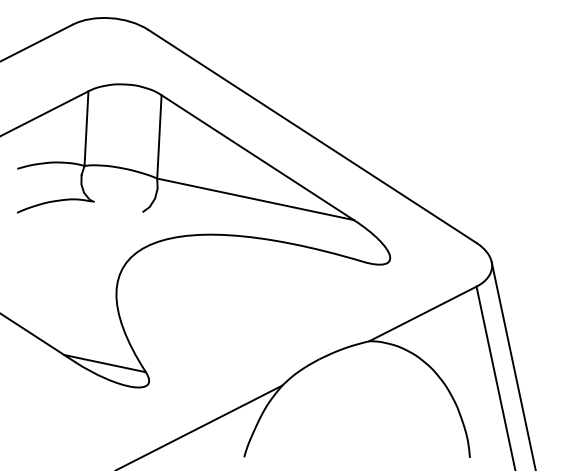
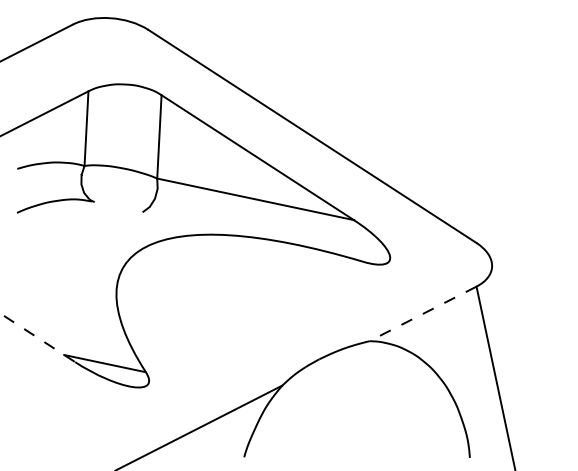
line: solid -> dashed (422, 314)
line: solid -> dashed (38, 338)
line: present -> none (513, 364)
